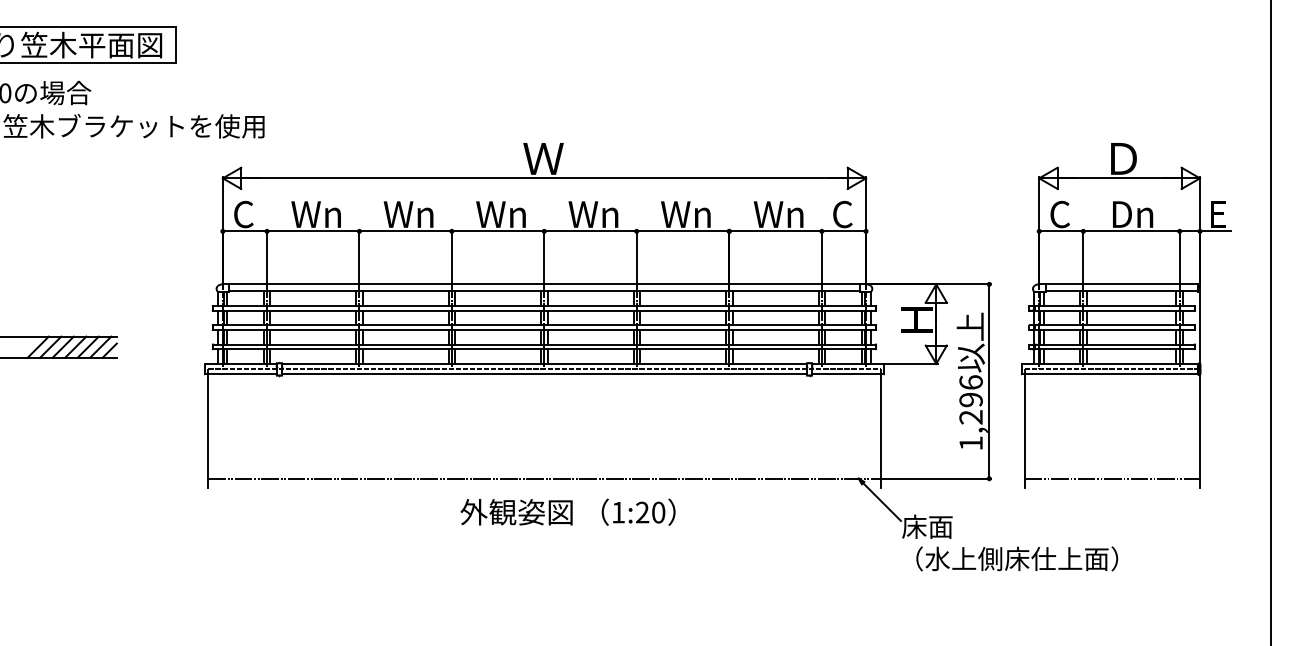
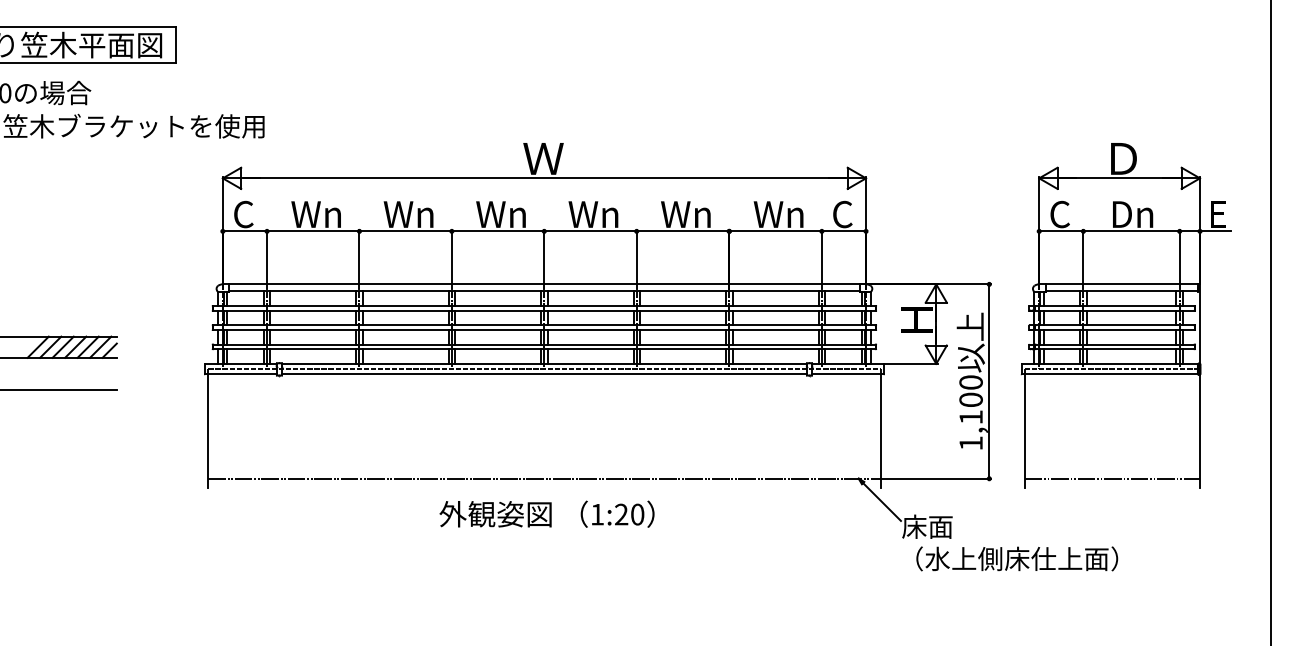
line: none -> present (59, 389)
text: 1,296 -> 1,100 (970, 399)
text position: (567, 511) -> (546, 513) (546, 513)
